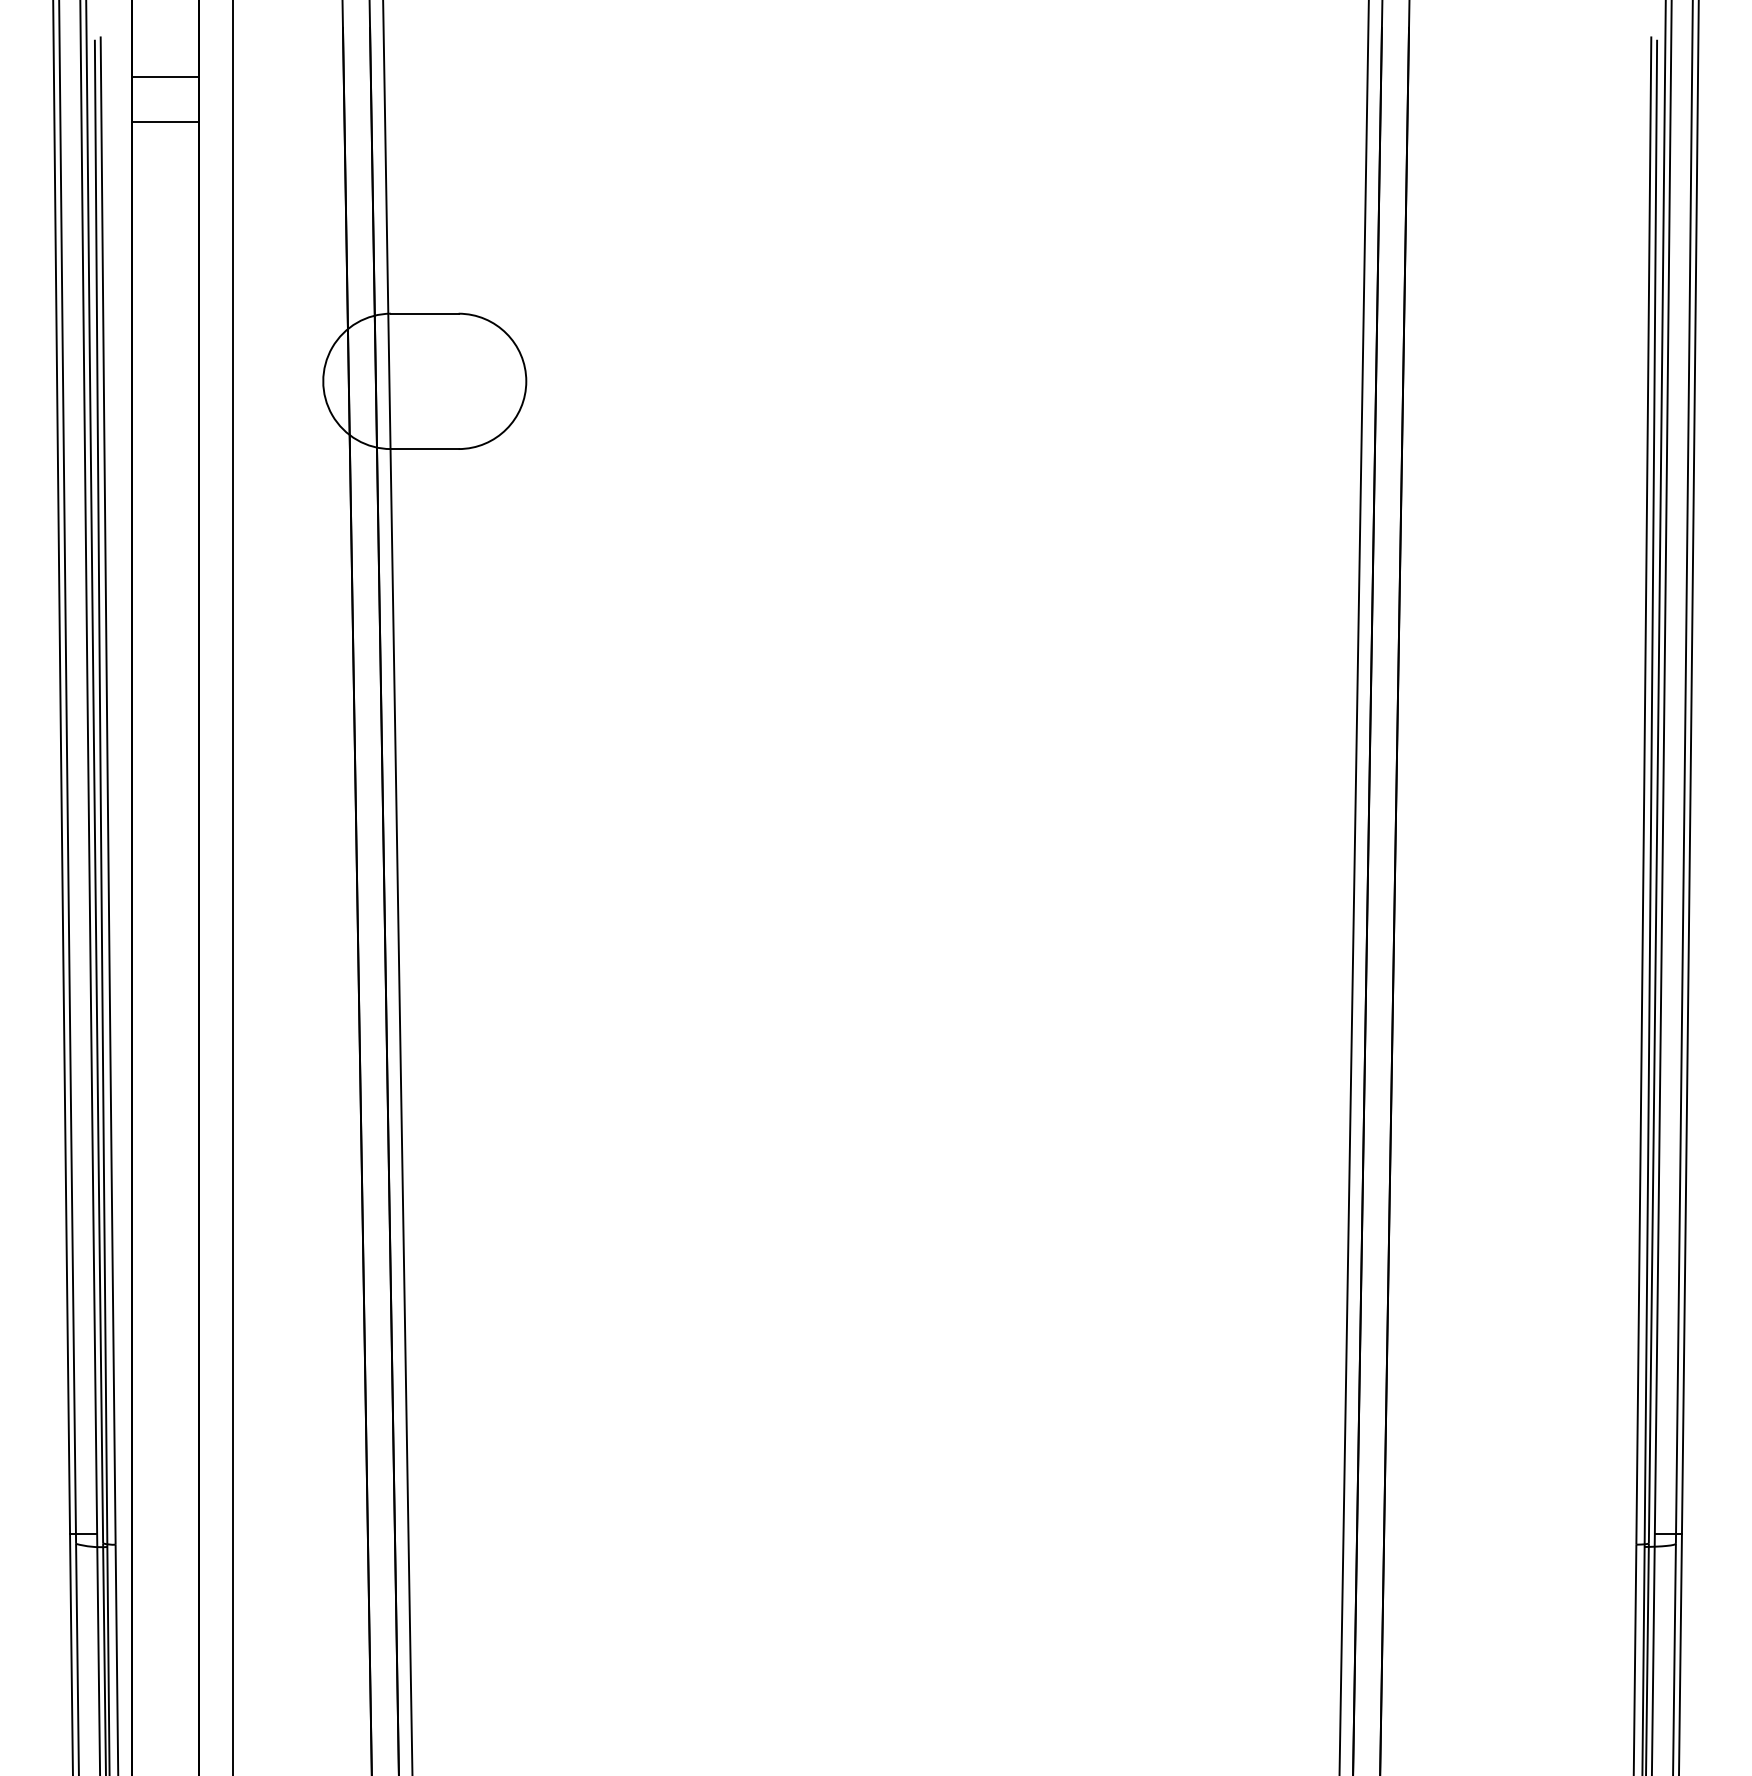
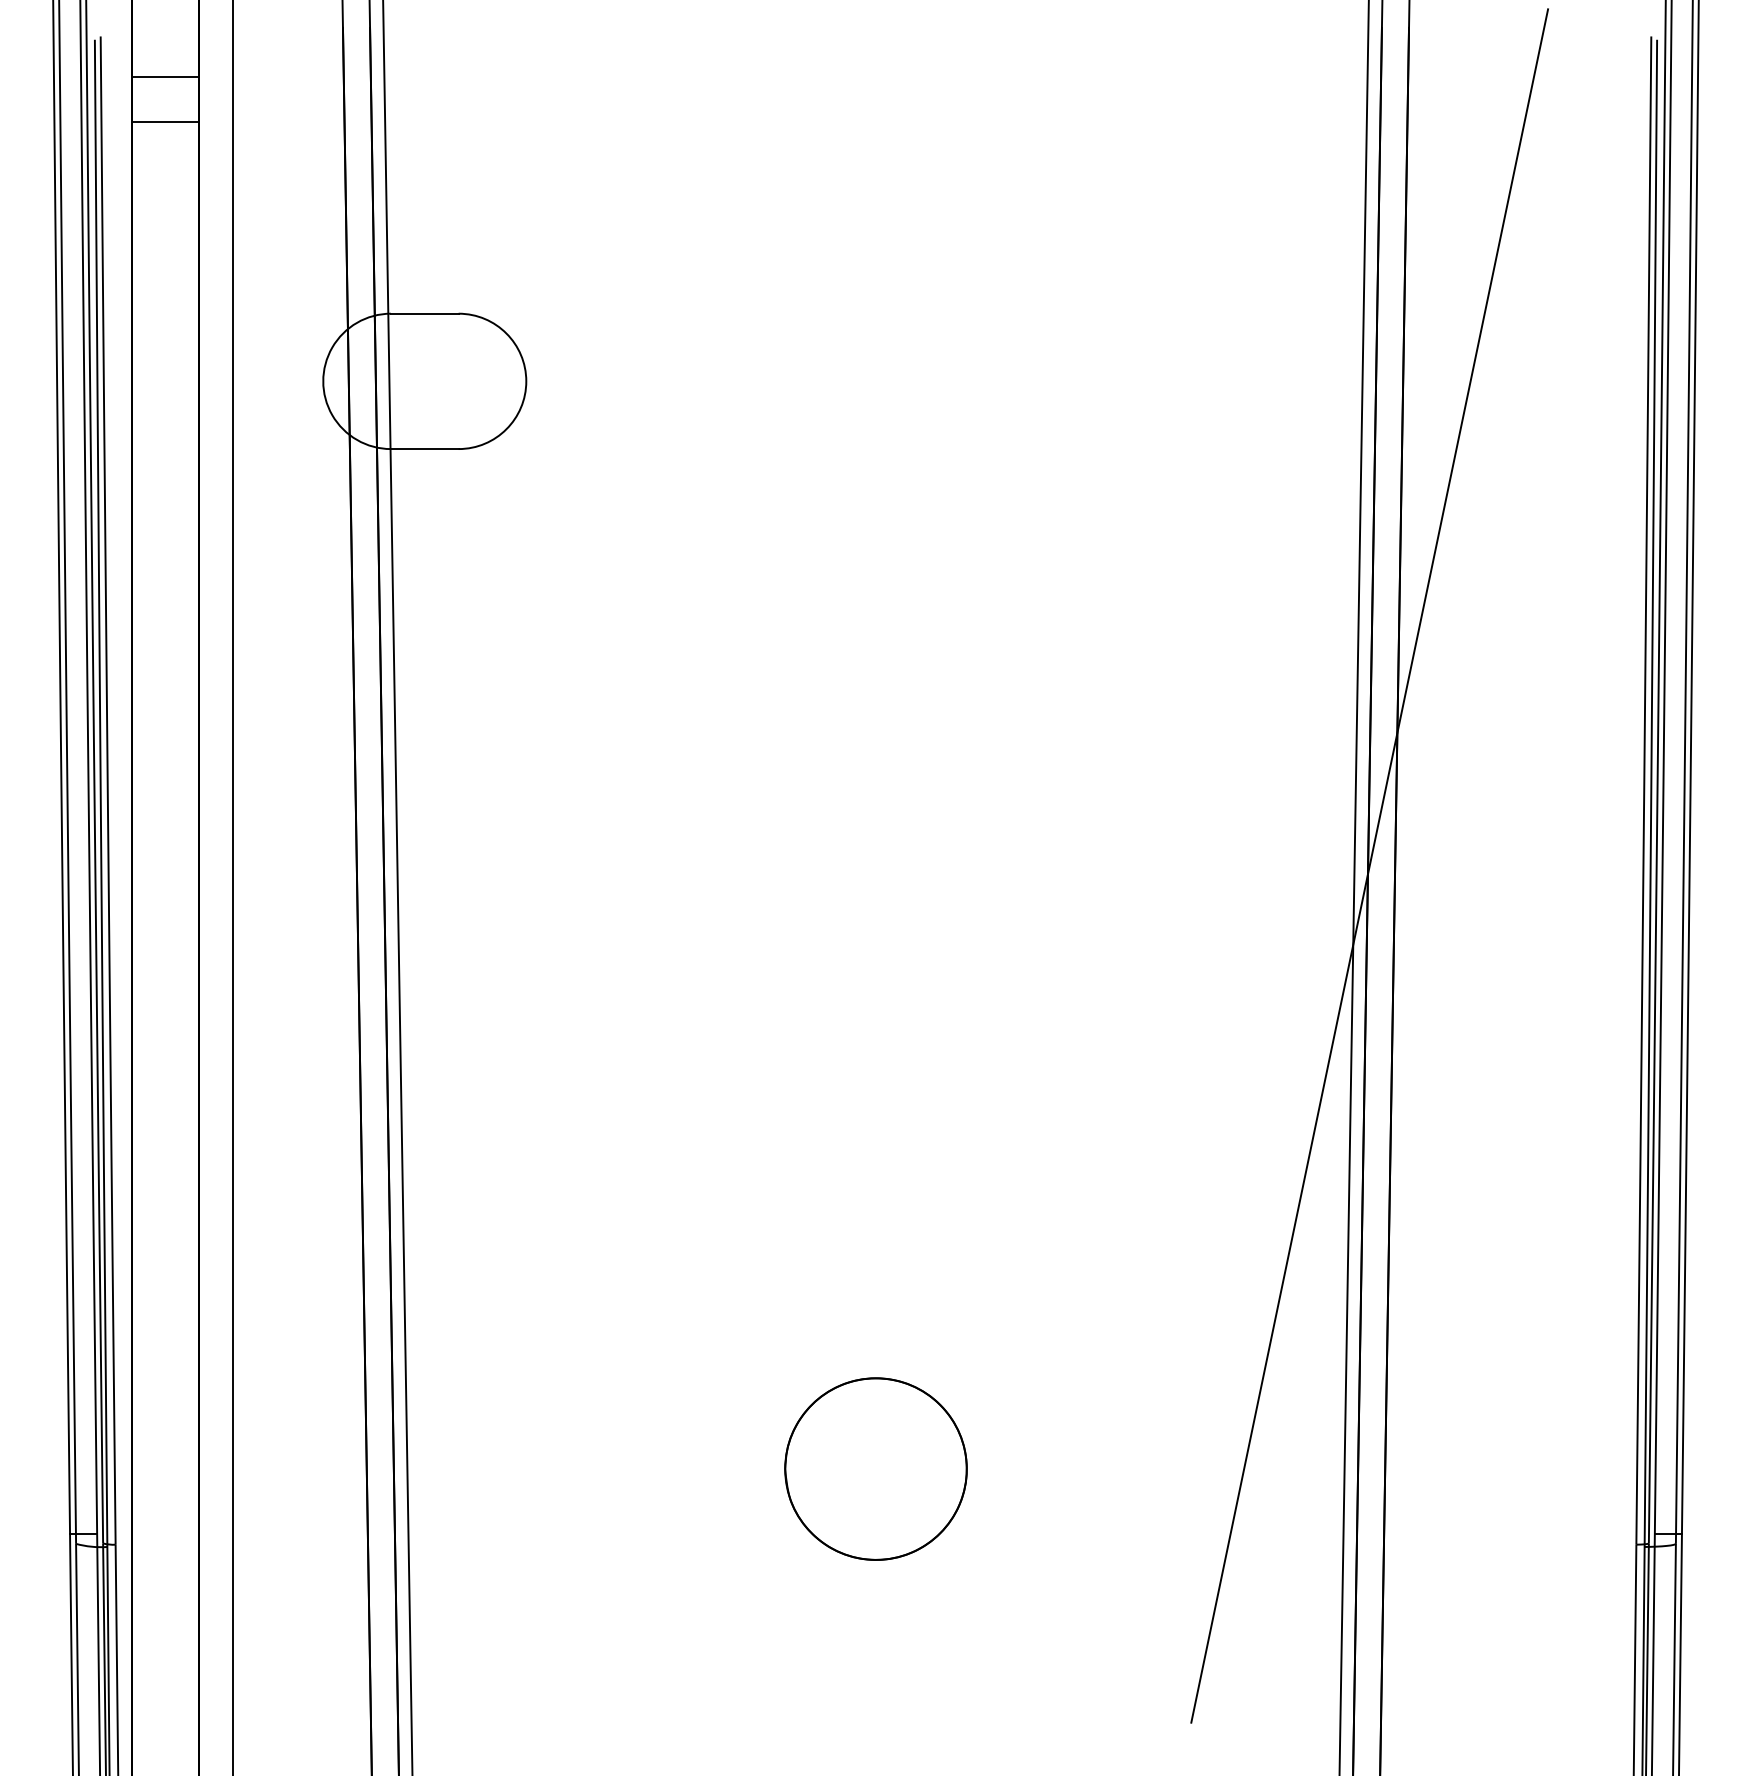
line: none -> present (1369, 865)
circle: none -> present (875, 1468)
